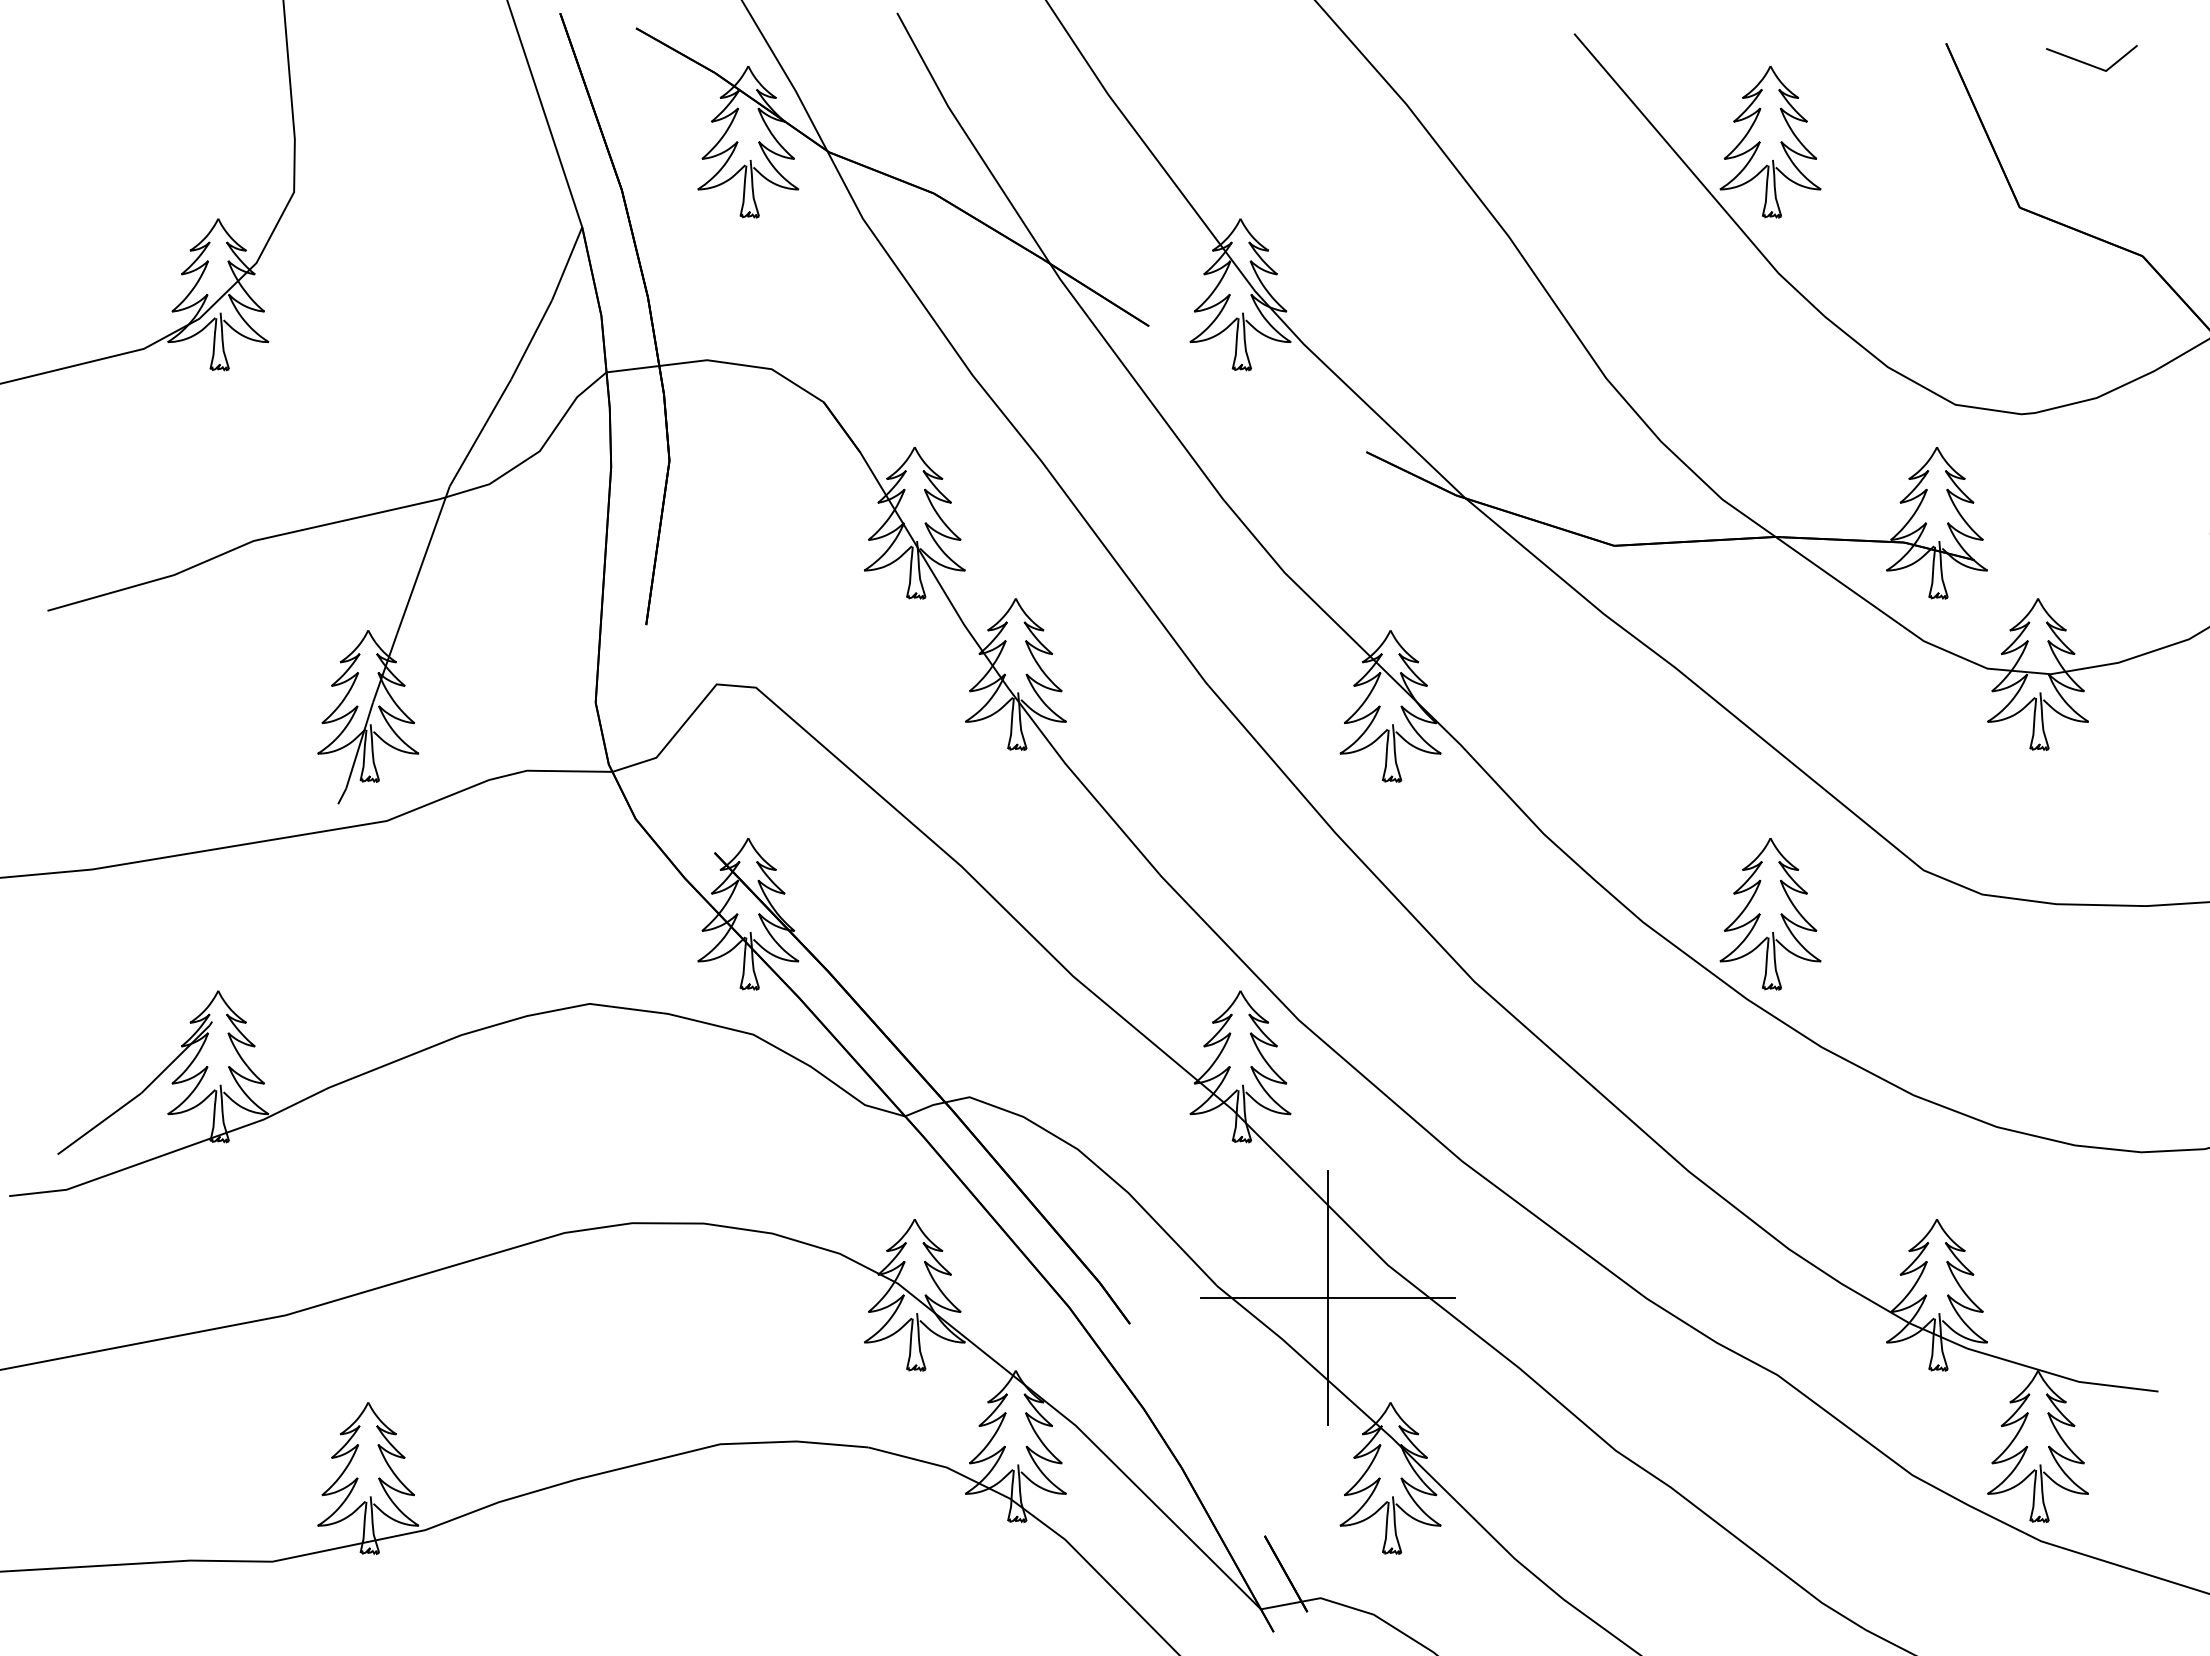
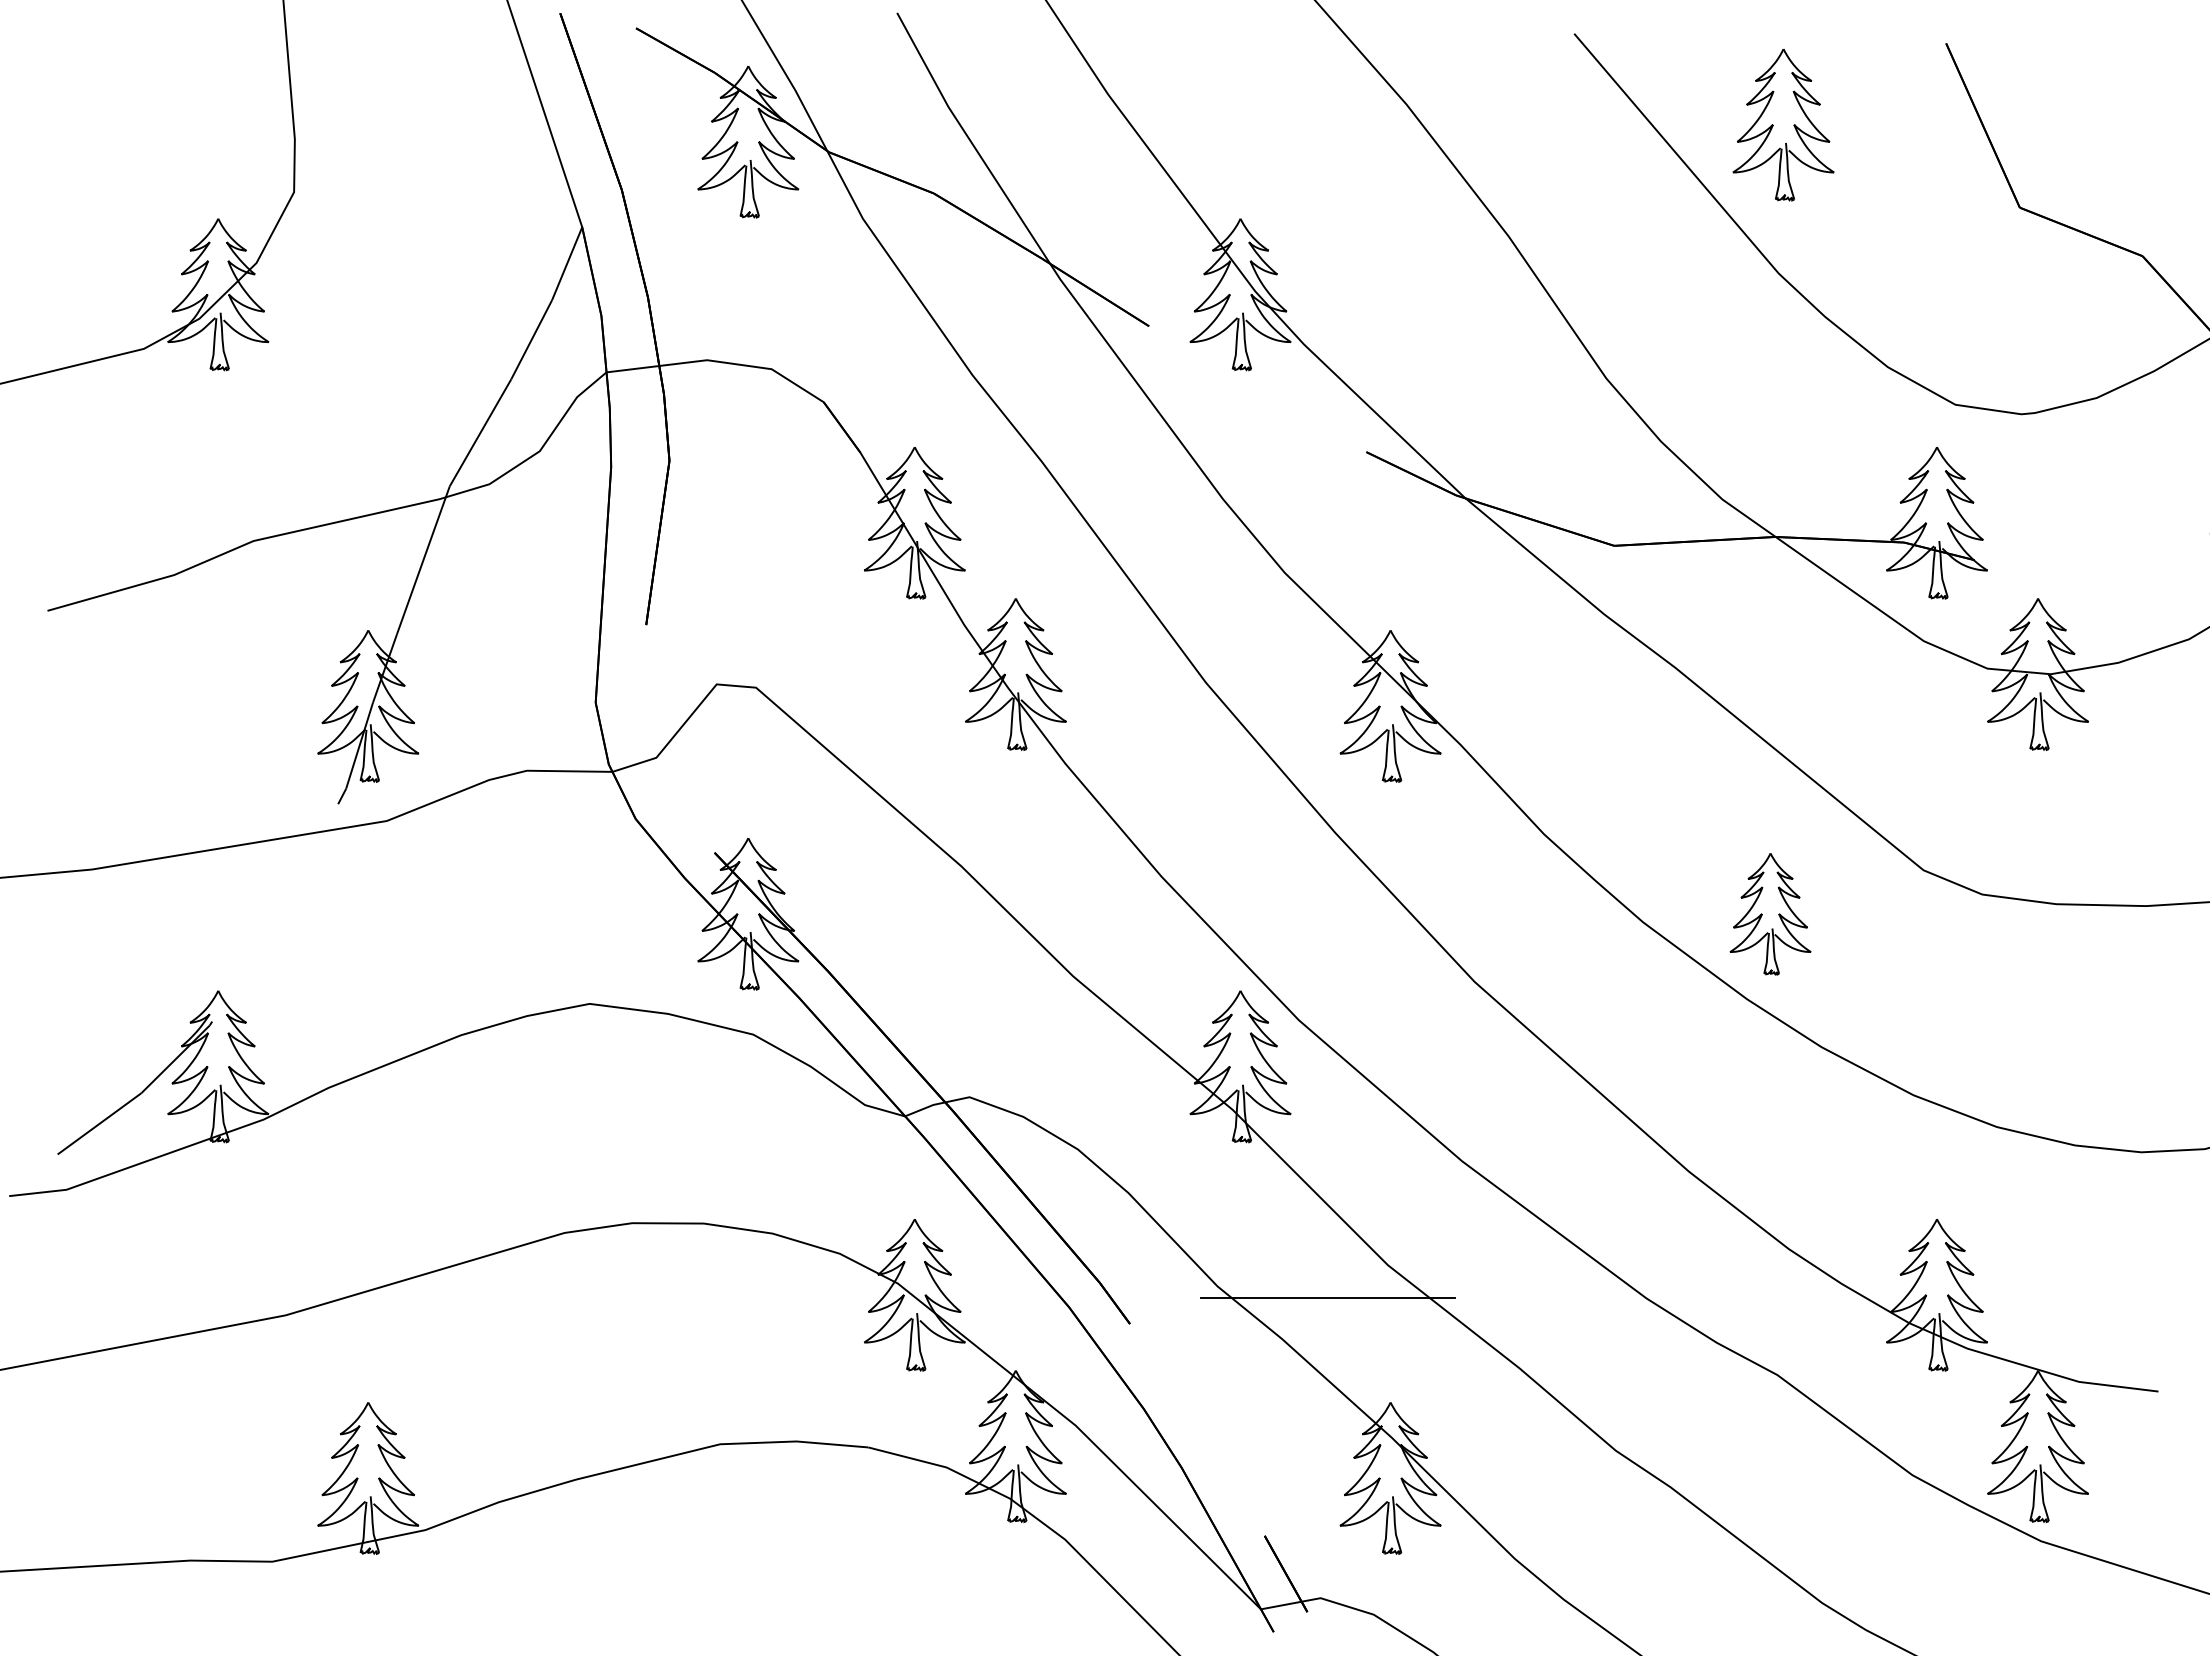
line: present -> none (2089, 63)
part position: (1770, 141) -> (1783, 124) (1783, 124)
part size: 103x153 px -> 83x123 px (1770, 914)
line: present -> none (1327, 1298)
